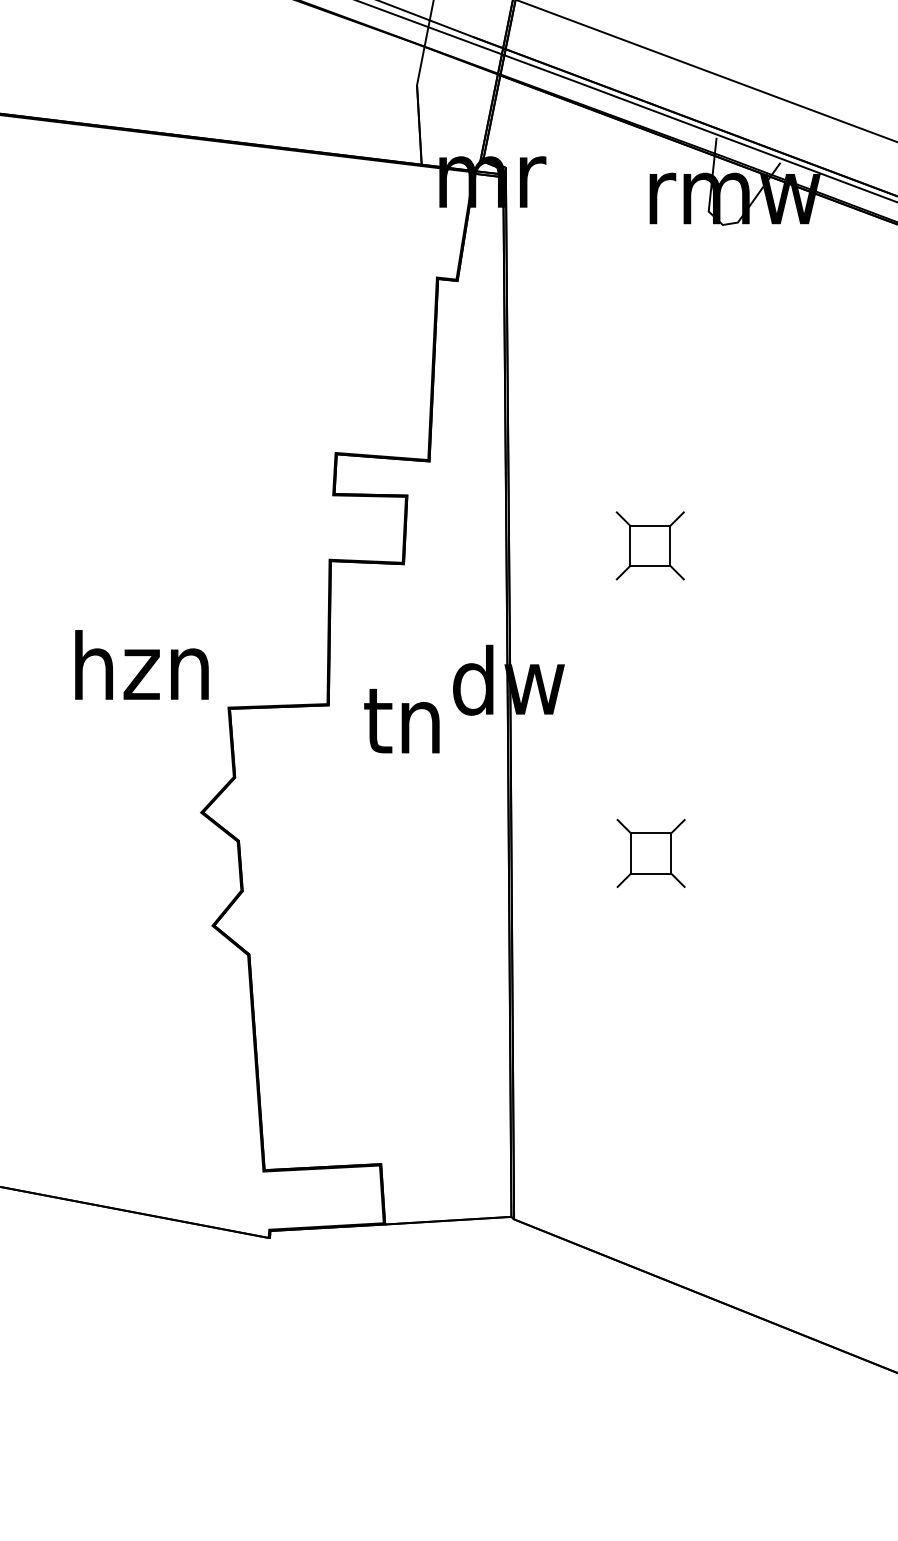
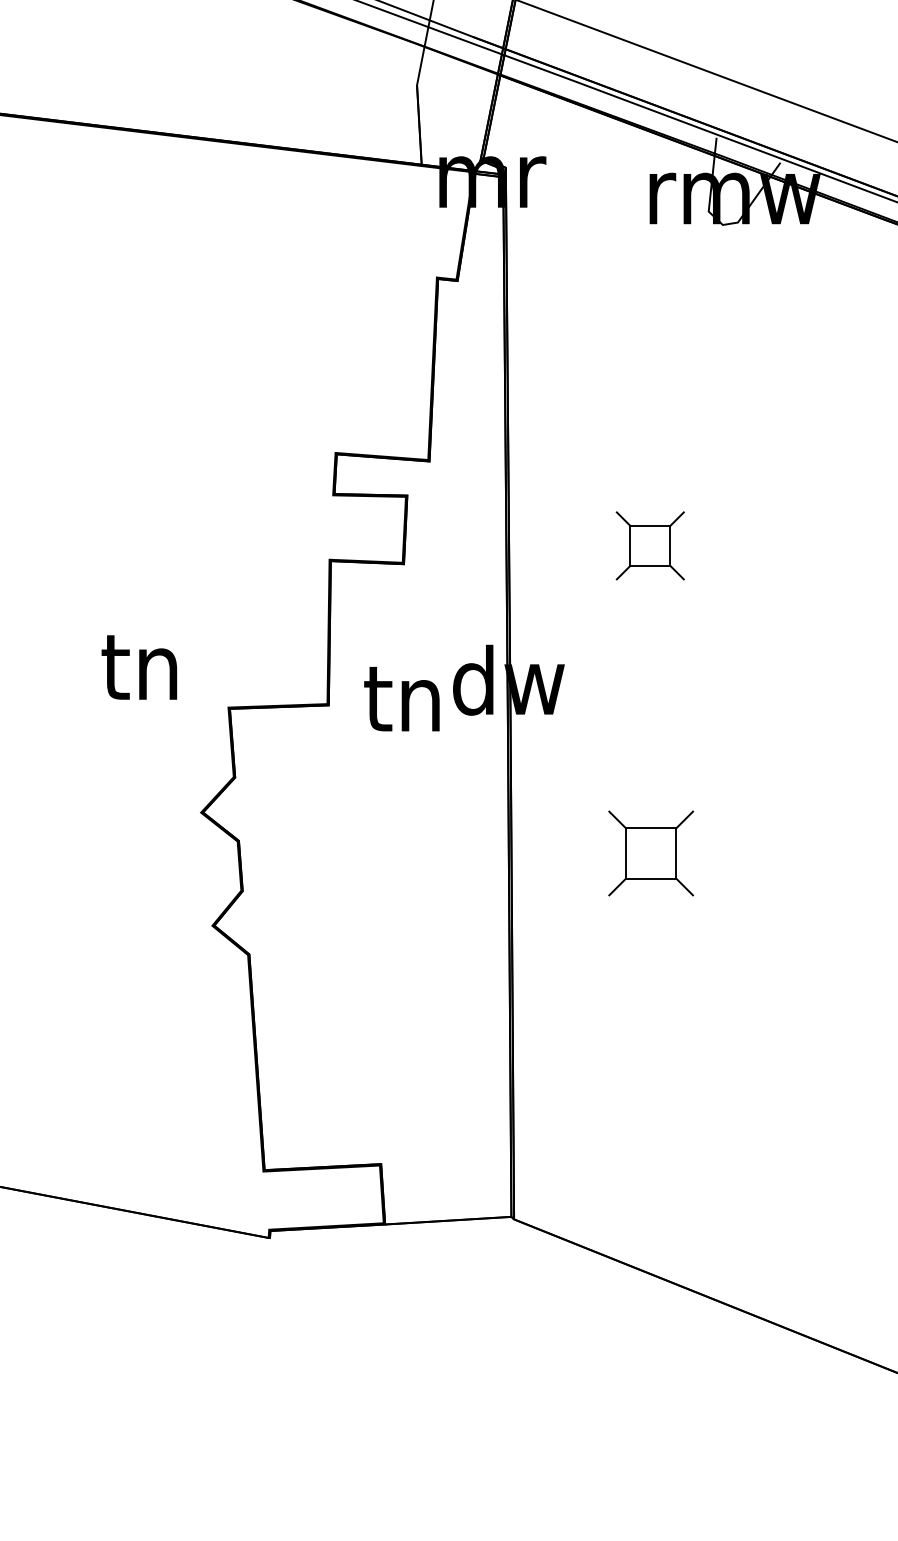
text: hzn -> tn (141, 664)
text position: (401, 721) -> (401, 699) (401, 699)
part size: 70x69 px -> 87x87 px (651, 853)
